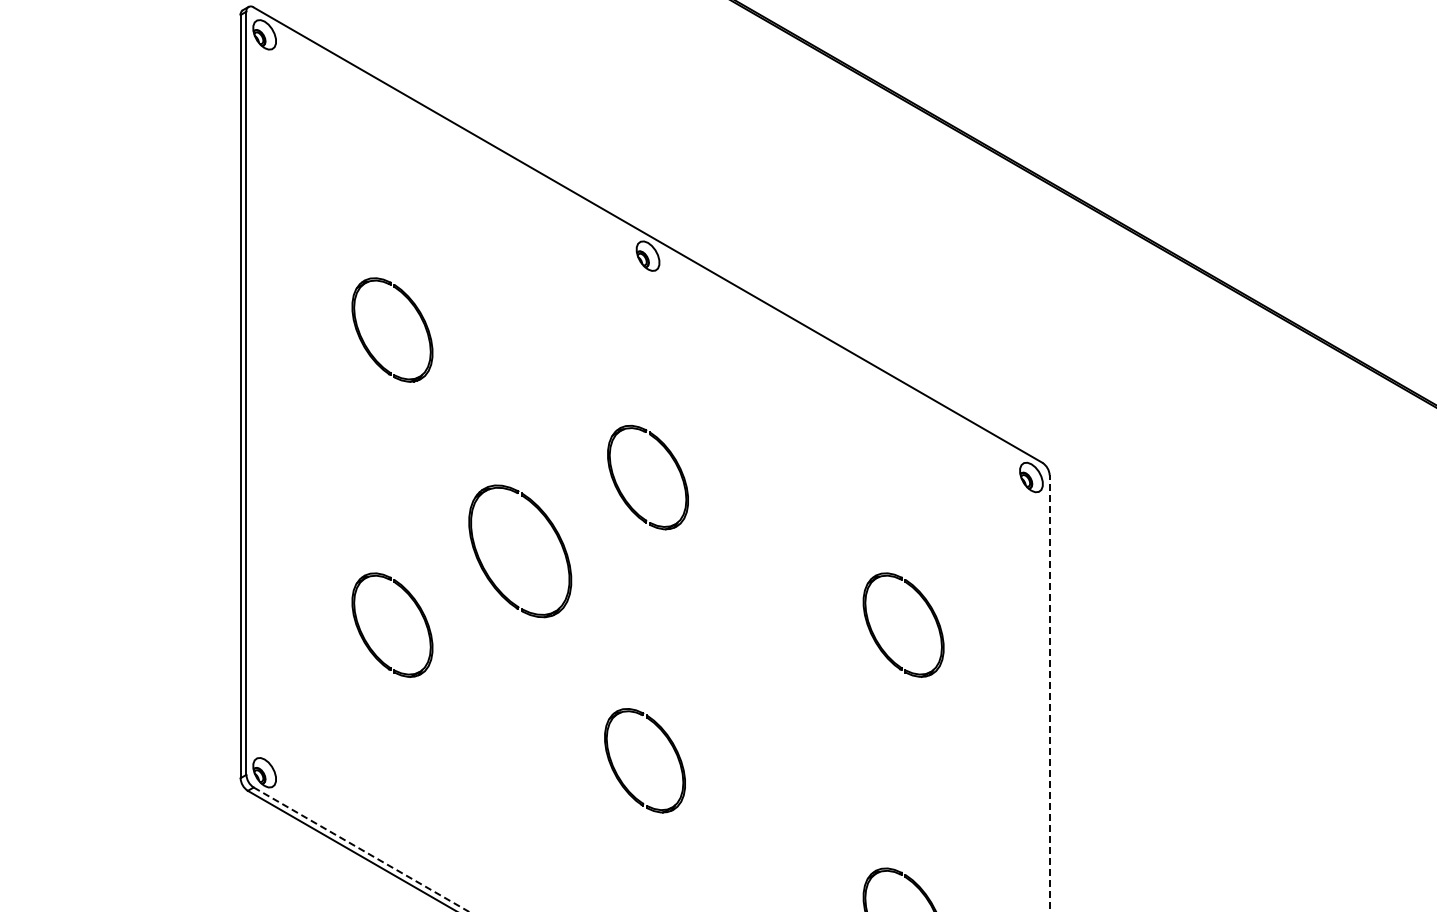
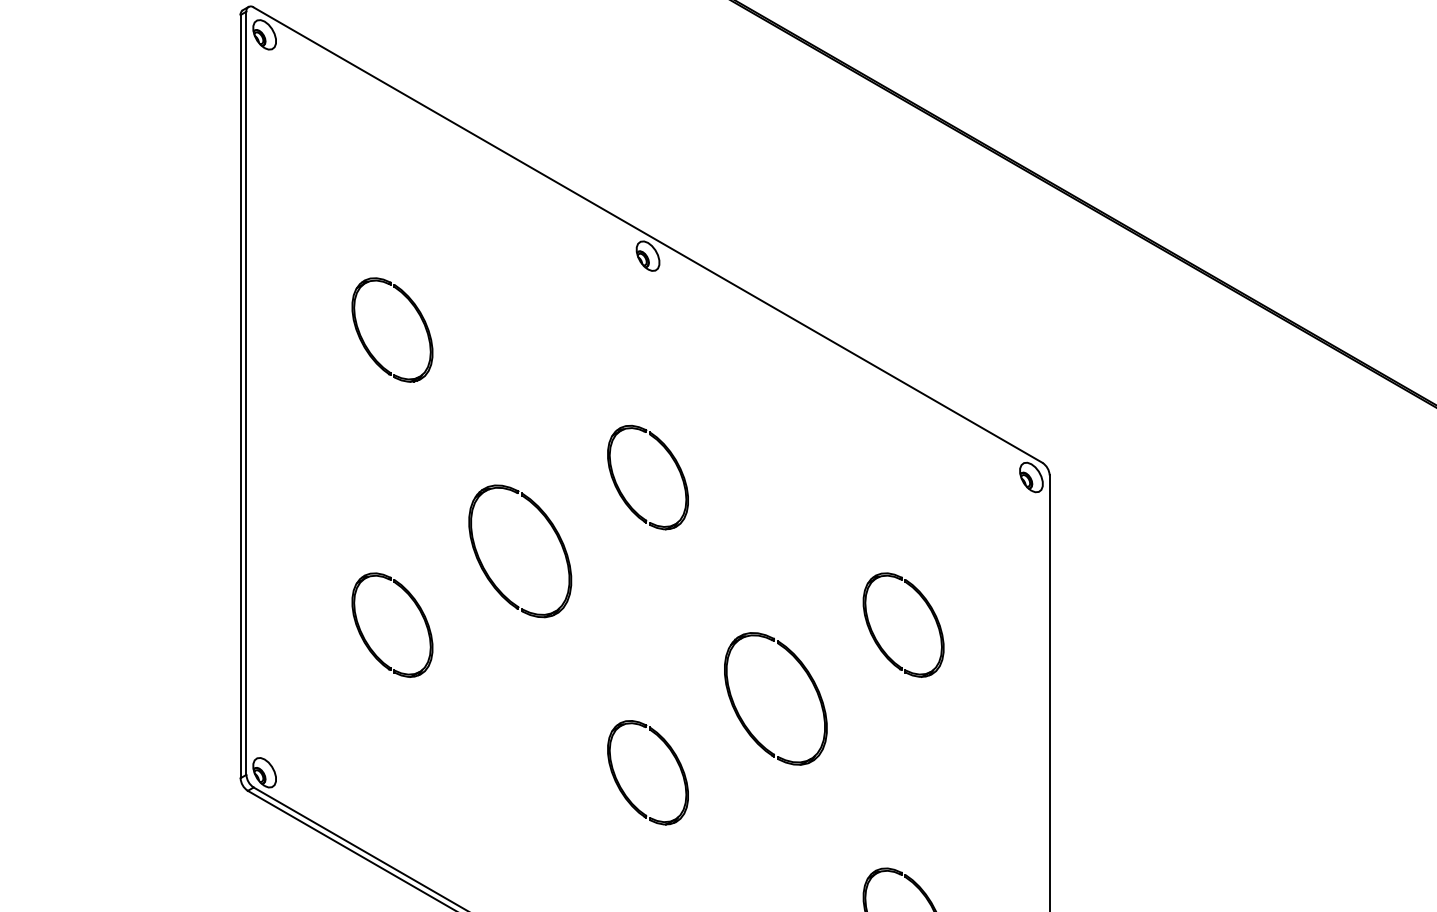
line: dashed -> solid (1049, 693)
part: none -> present (743, 720)
part position: (619, 776) -> (622, 788) (622, 788)
line: dashed -> solid (361, 849)
